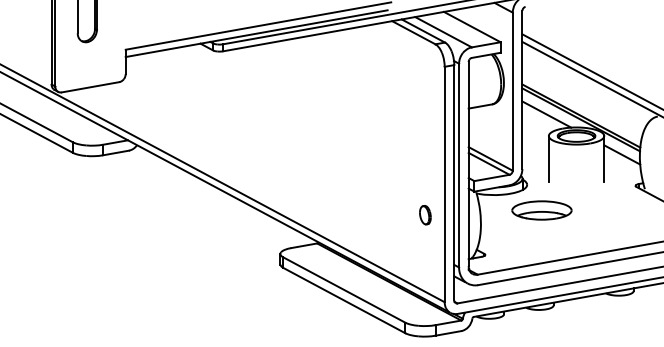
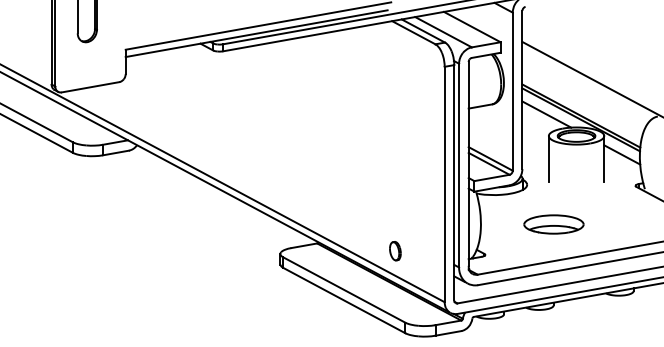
line: present -> none (591, 71)
part position: (541, 210) -> (553, 224) (553, 224)
part position: (425, 215) -> (395, 251) (395, 251)
